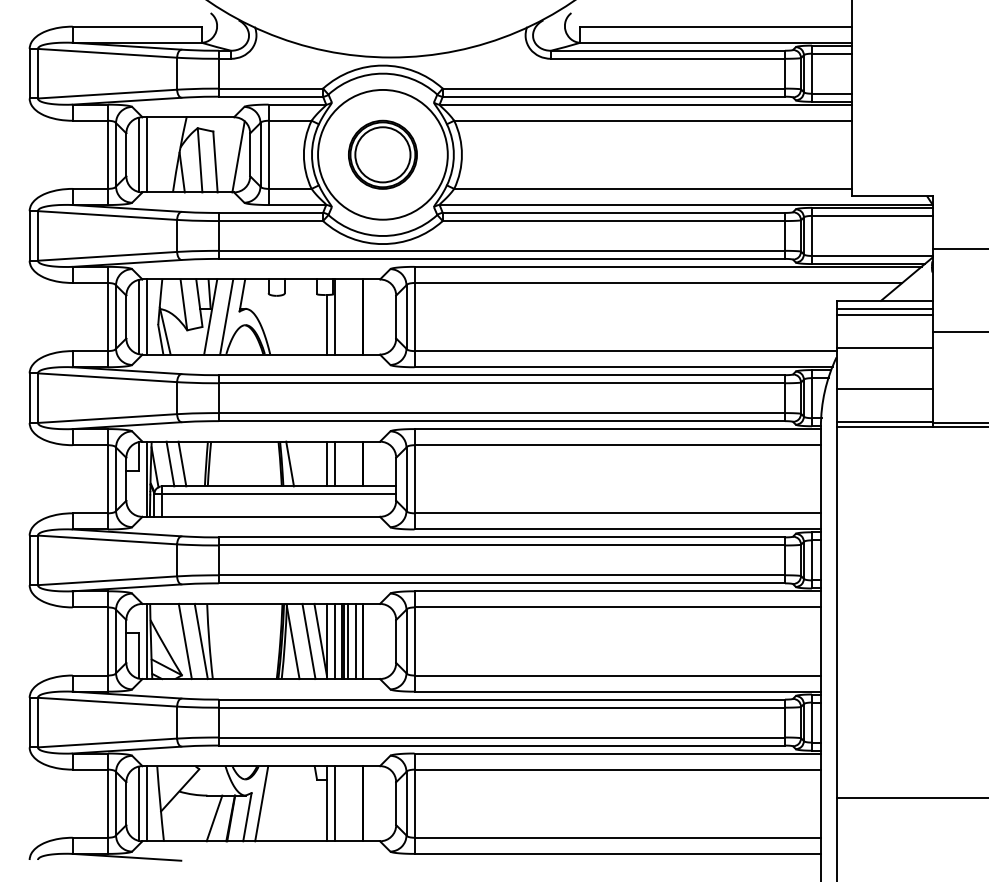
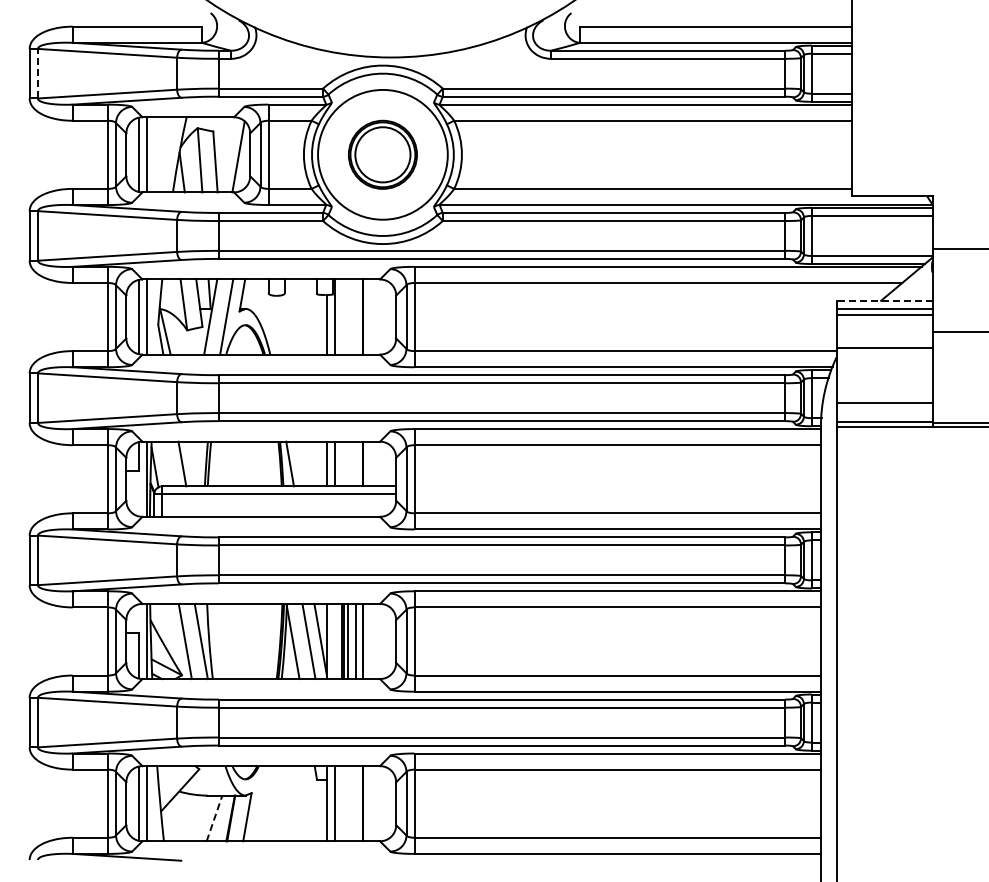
line: solid -> dashed (38, 73)
line: solid -> dashed (884, 300)
line position: (884, 388) -> (884, 402) (884, 402)
line: present -> none (170, 463)
line: present -> none (334, 641)
line: present -> none (911, 797)
line: present -> none (261, 803)
line: solid -> dashed (214, 817)
